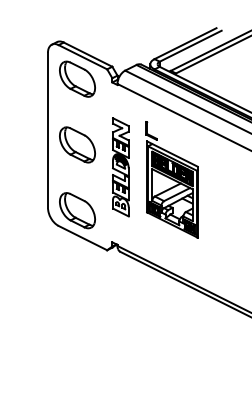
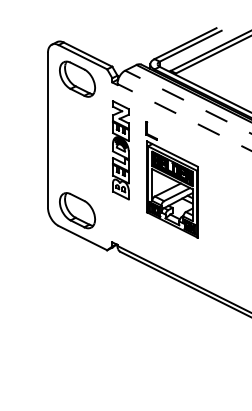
line: solid -> dashed (187, 101)
line: solid -> dashed (184, 117)
part: present -> none (77, 144)
part position: (120, 167) -> (120, 150) (120, 150)
